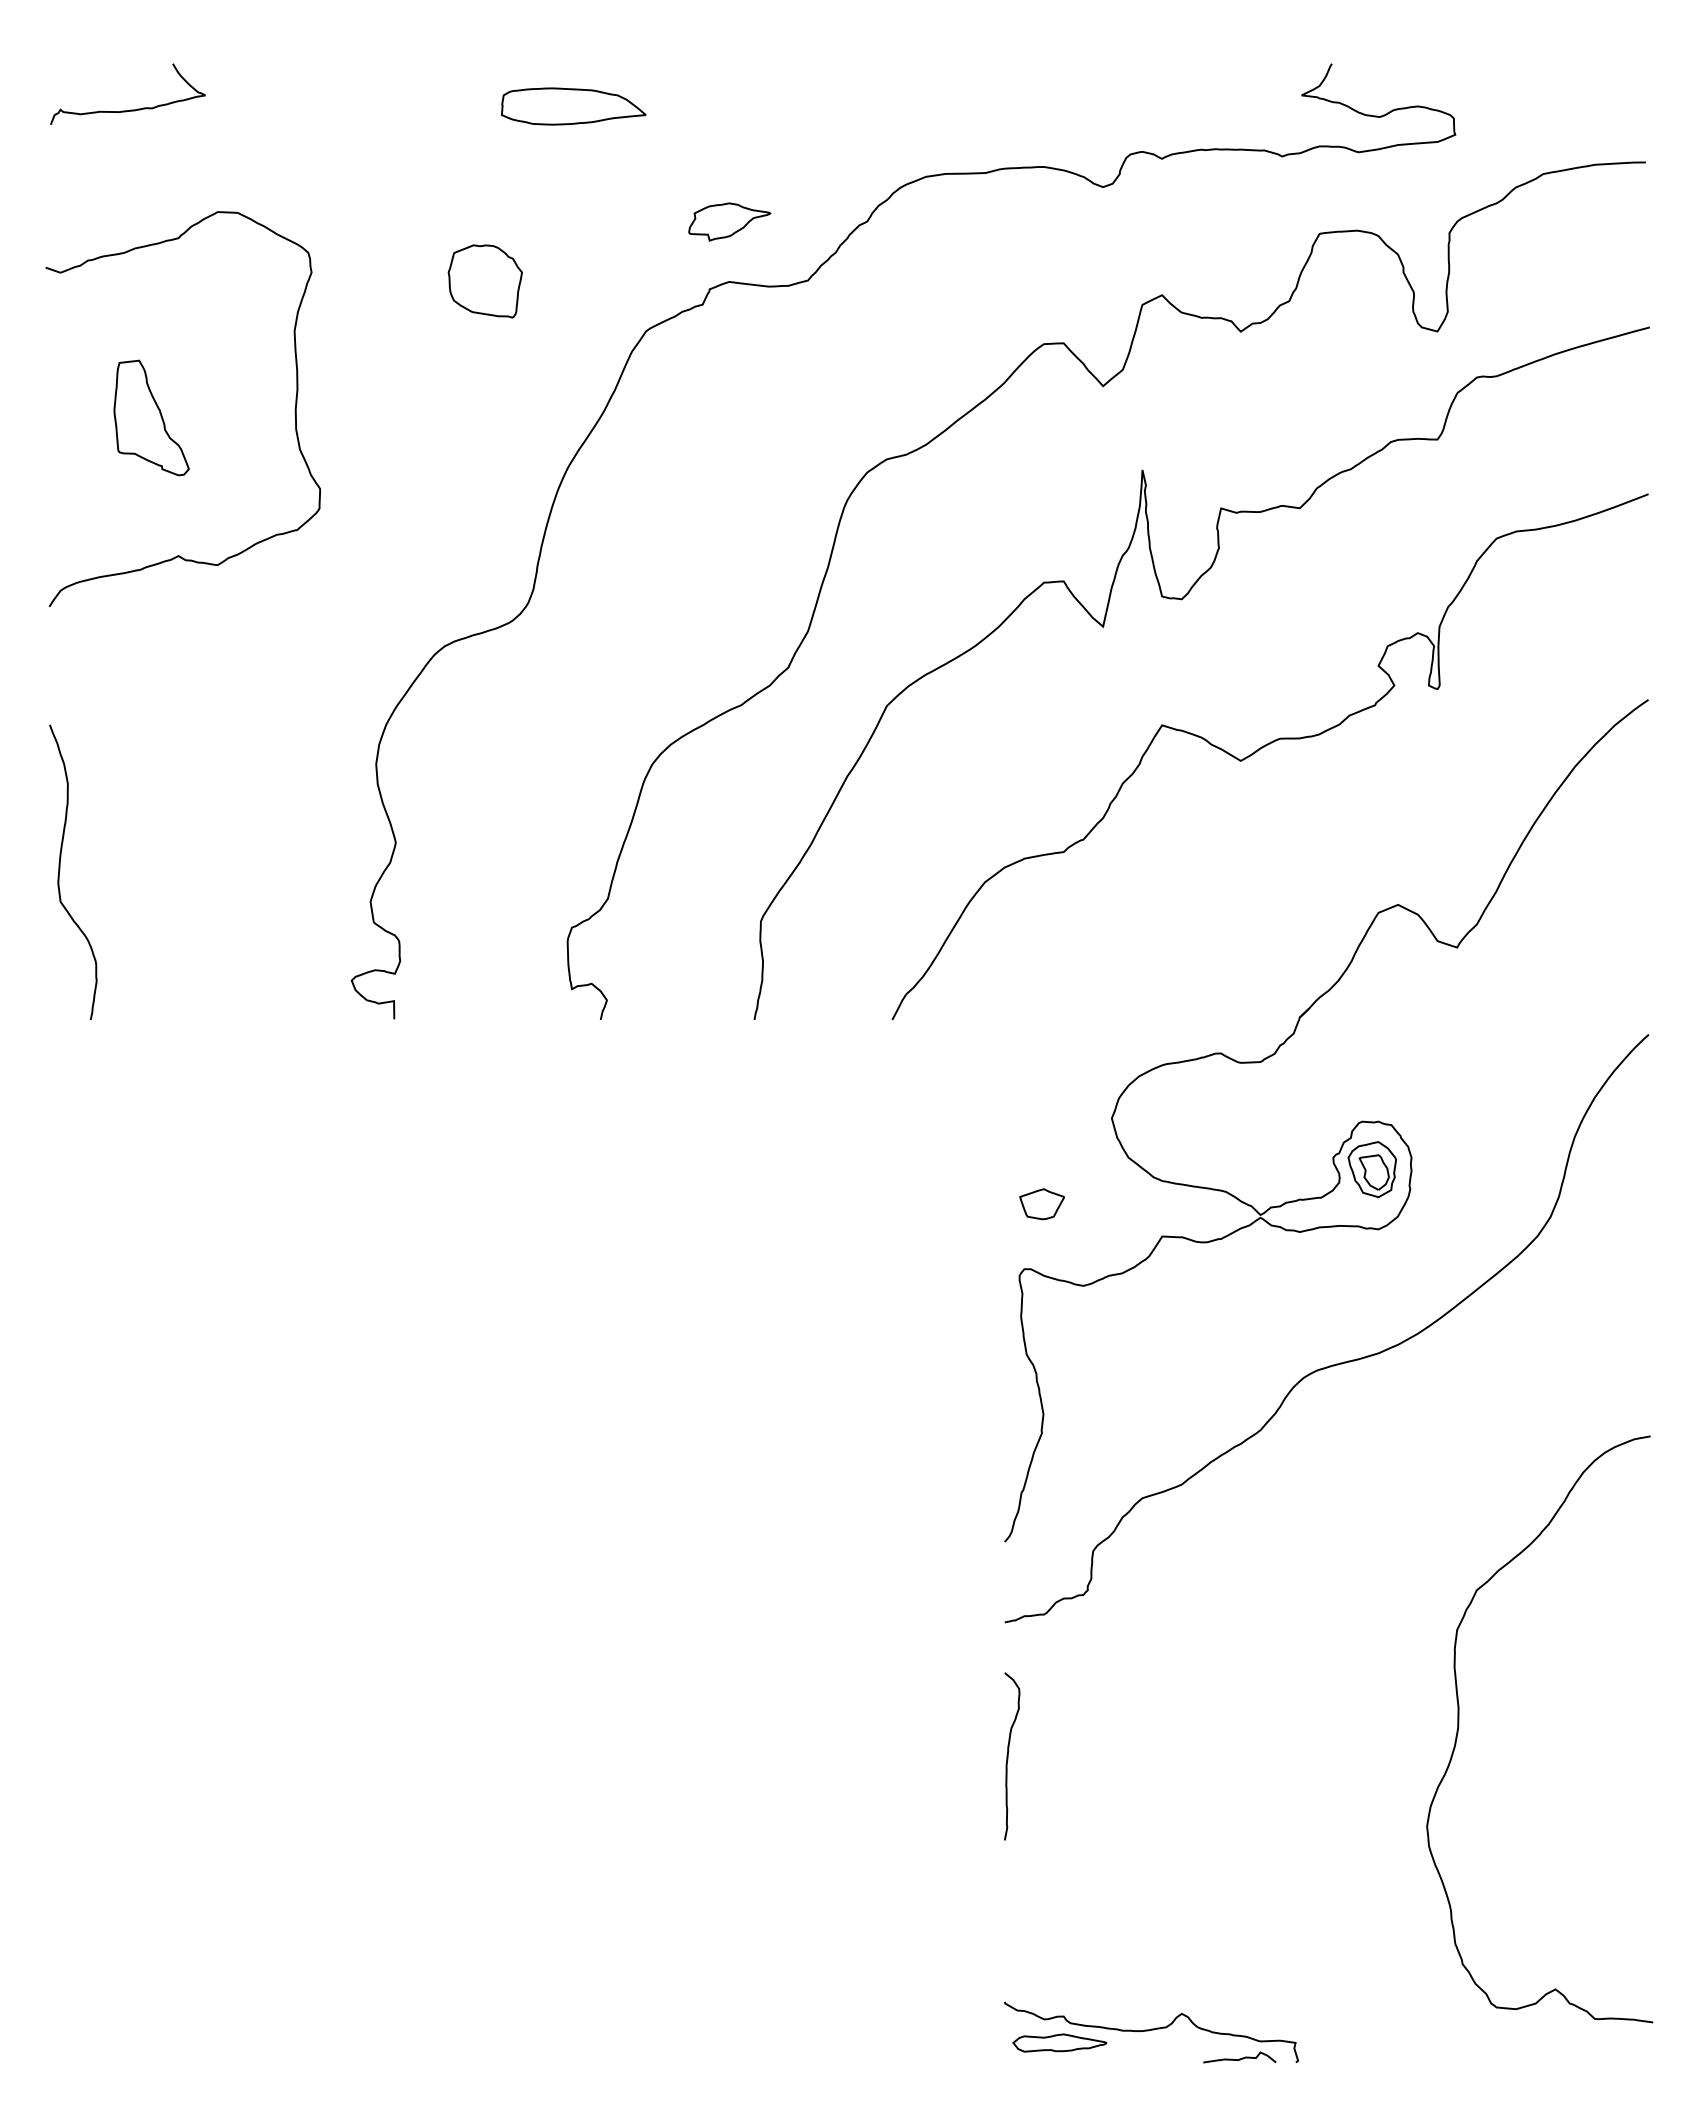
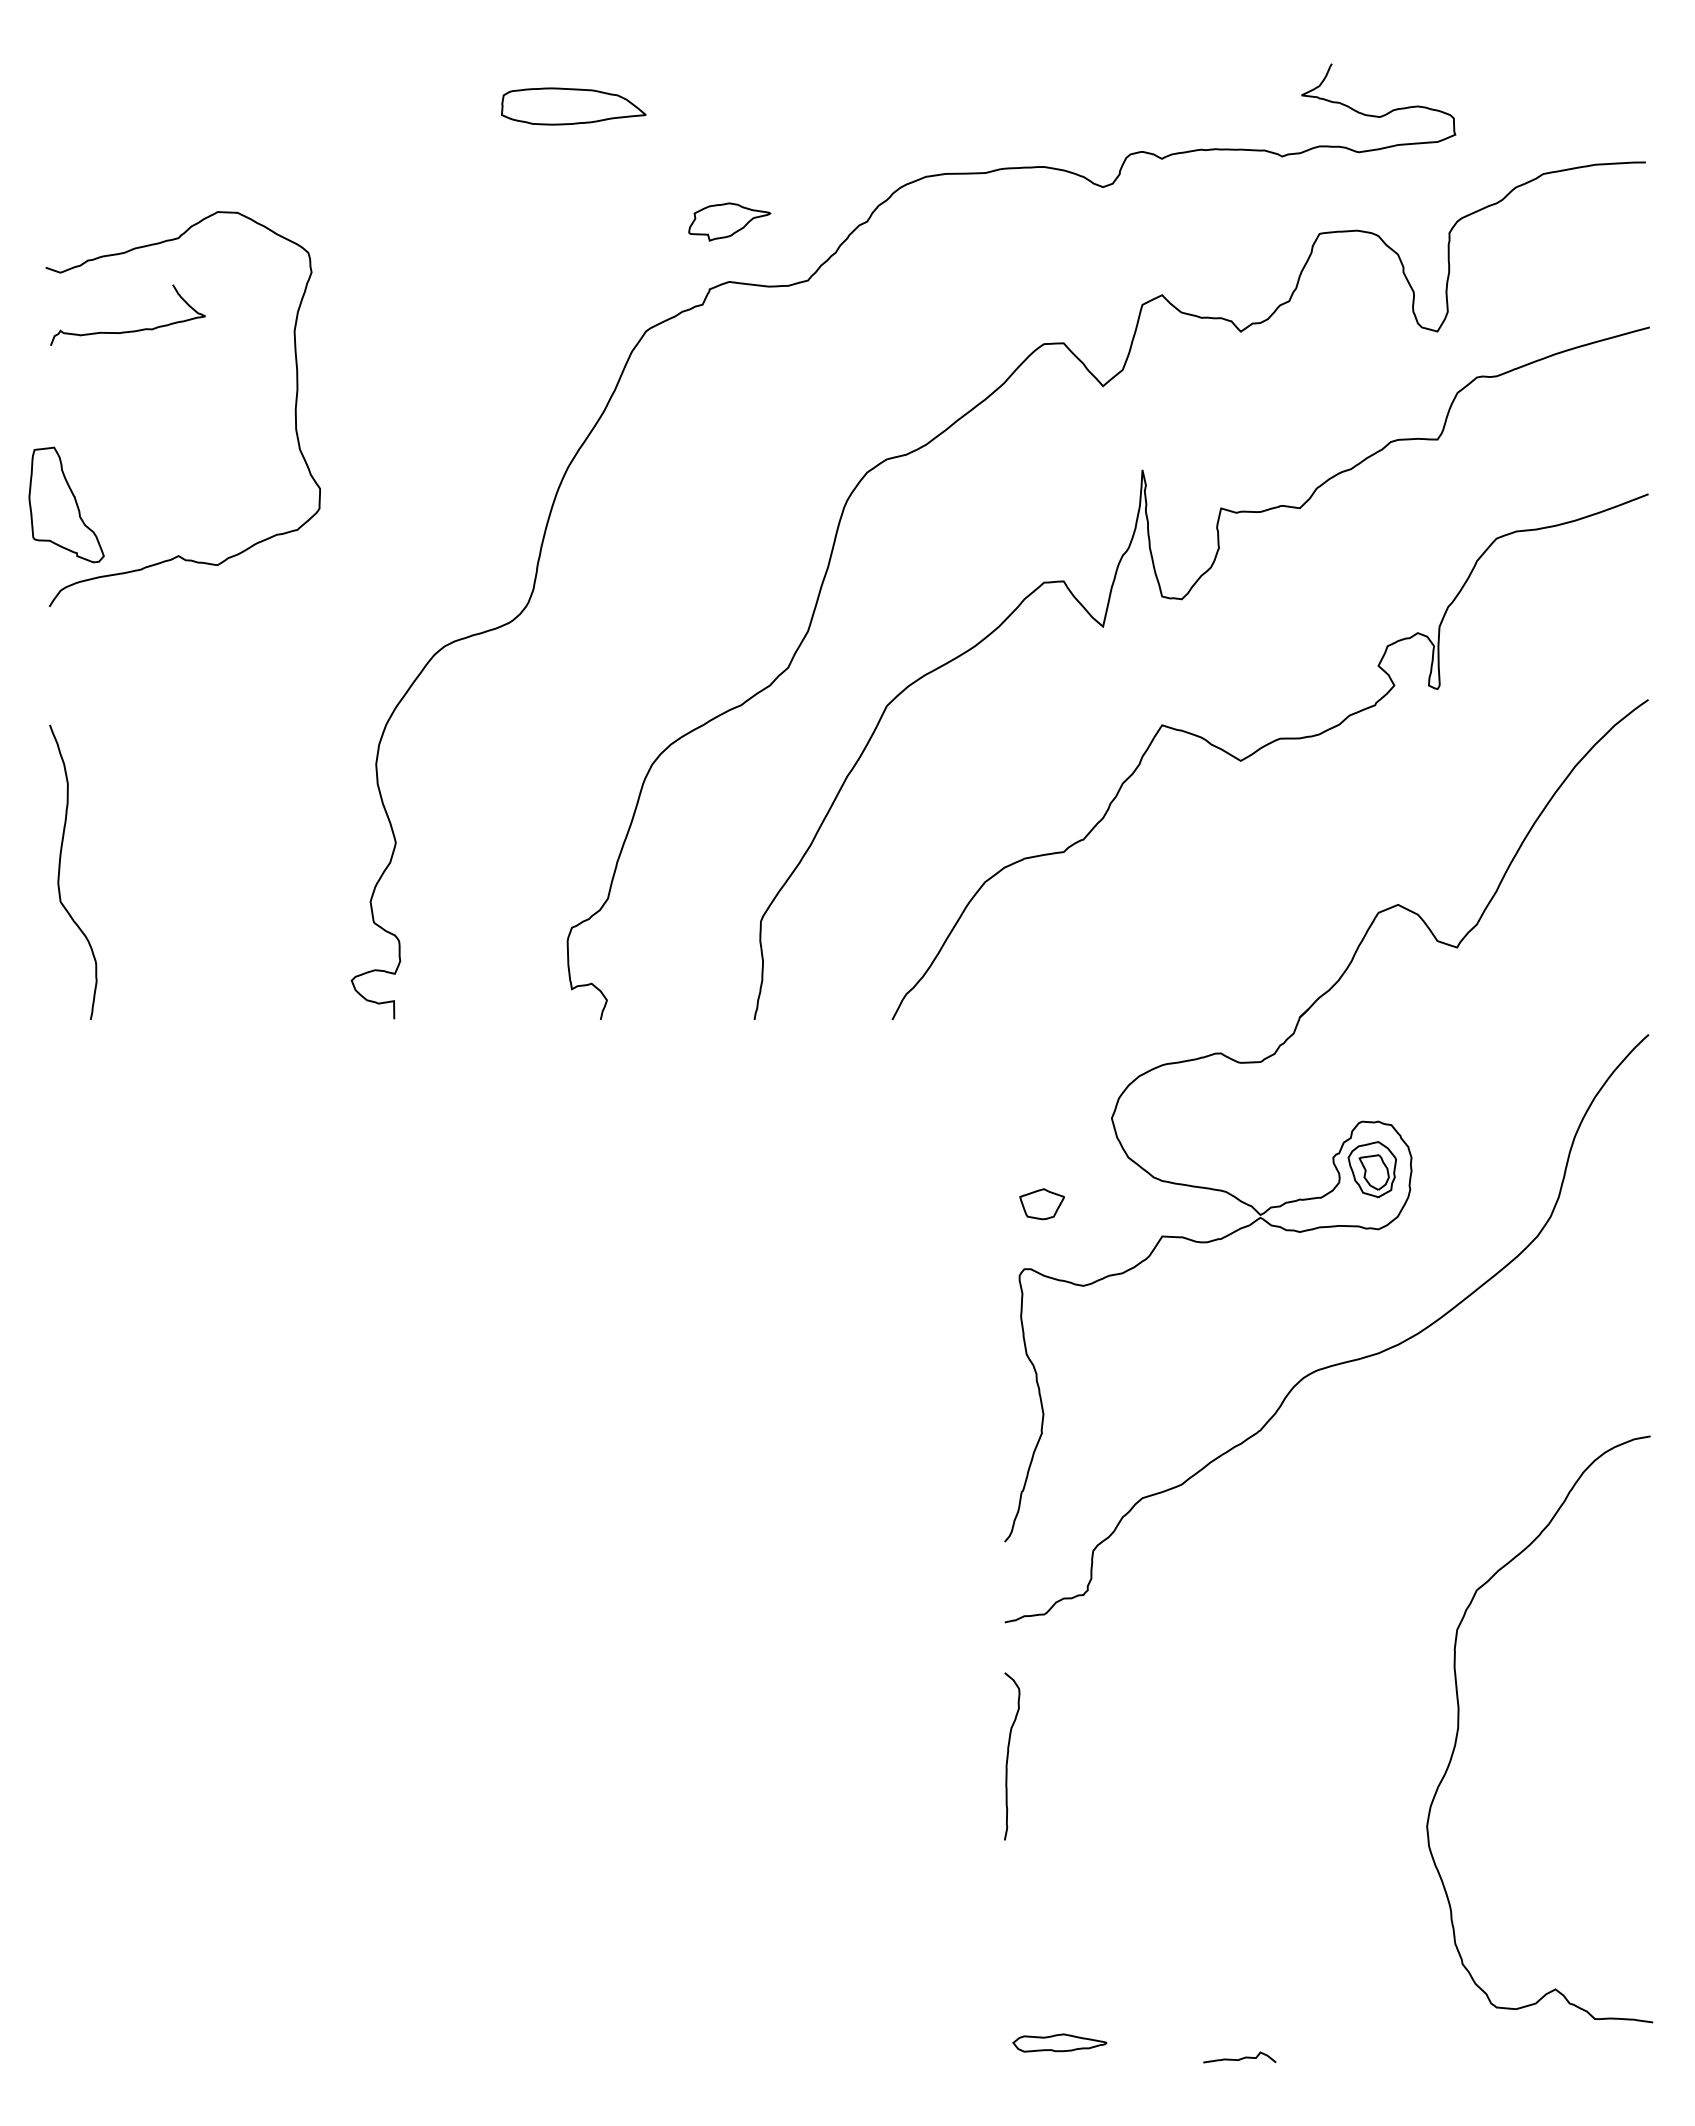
curve position: (130, 109) -> (130, 330) (130, 330)
part: present -> none (484, 281)
part position: (151, 417) -> (66, 504) (66, 504)
curve: present -> none (1151, 2030)
